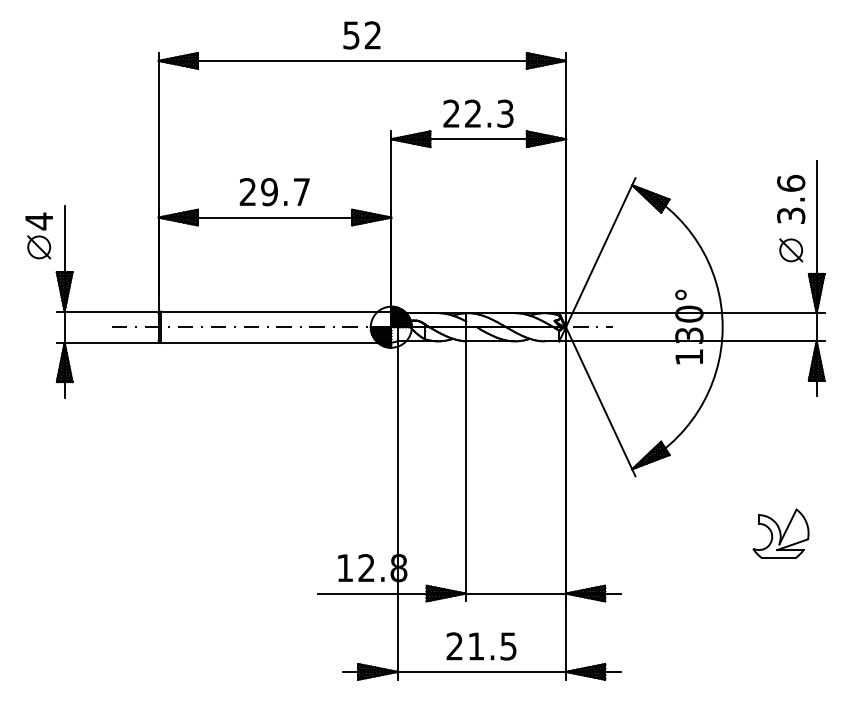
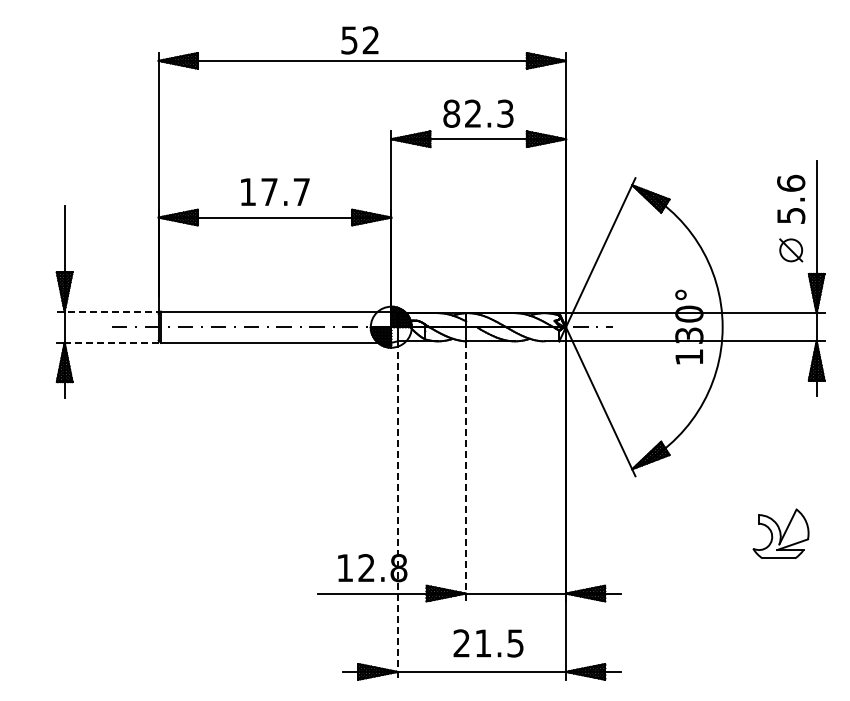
text position: (361, 35) -> (359, 40) (359, 40)
text: 22.3 -> 82.3 (451, 113)
text: 29.7 -> 17.7 (258, 192)
text: 3.6 -> 5.6 (790, 215)
part: present -> none (38, 235)
line: solid -> dashed (107, 311)
line: solid -> dashed (111, 342)
line: solid -> dashed (465, 471)
line: solid -> dashed (397, 511)
text position: (481, 646) -> (488, 643) (488, 643)
